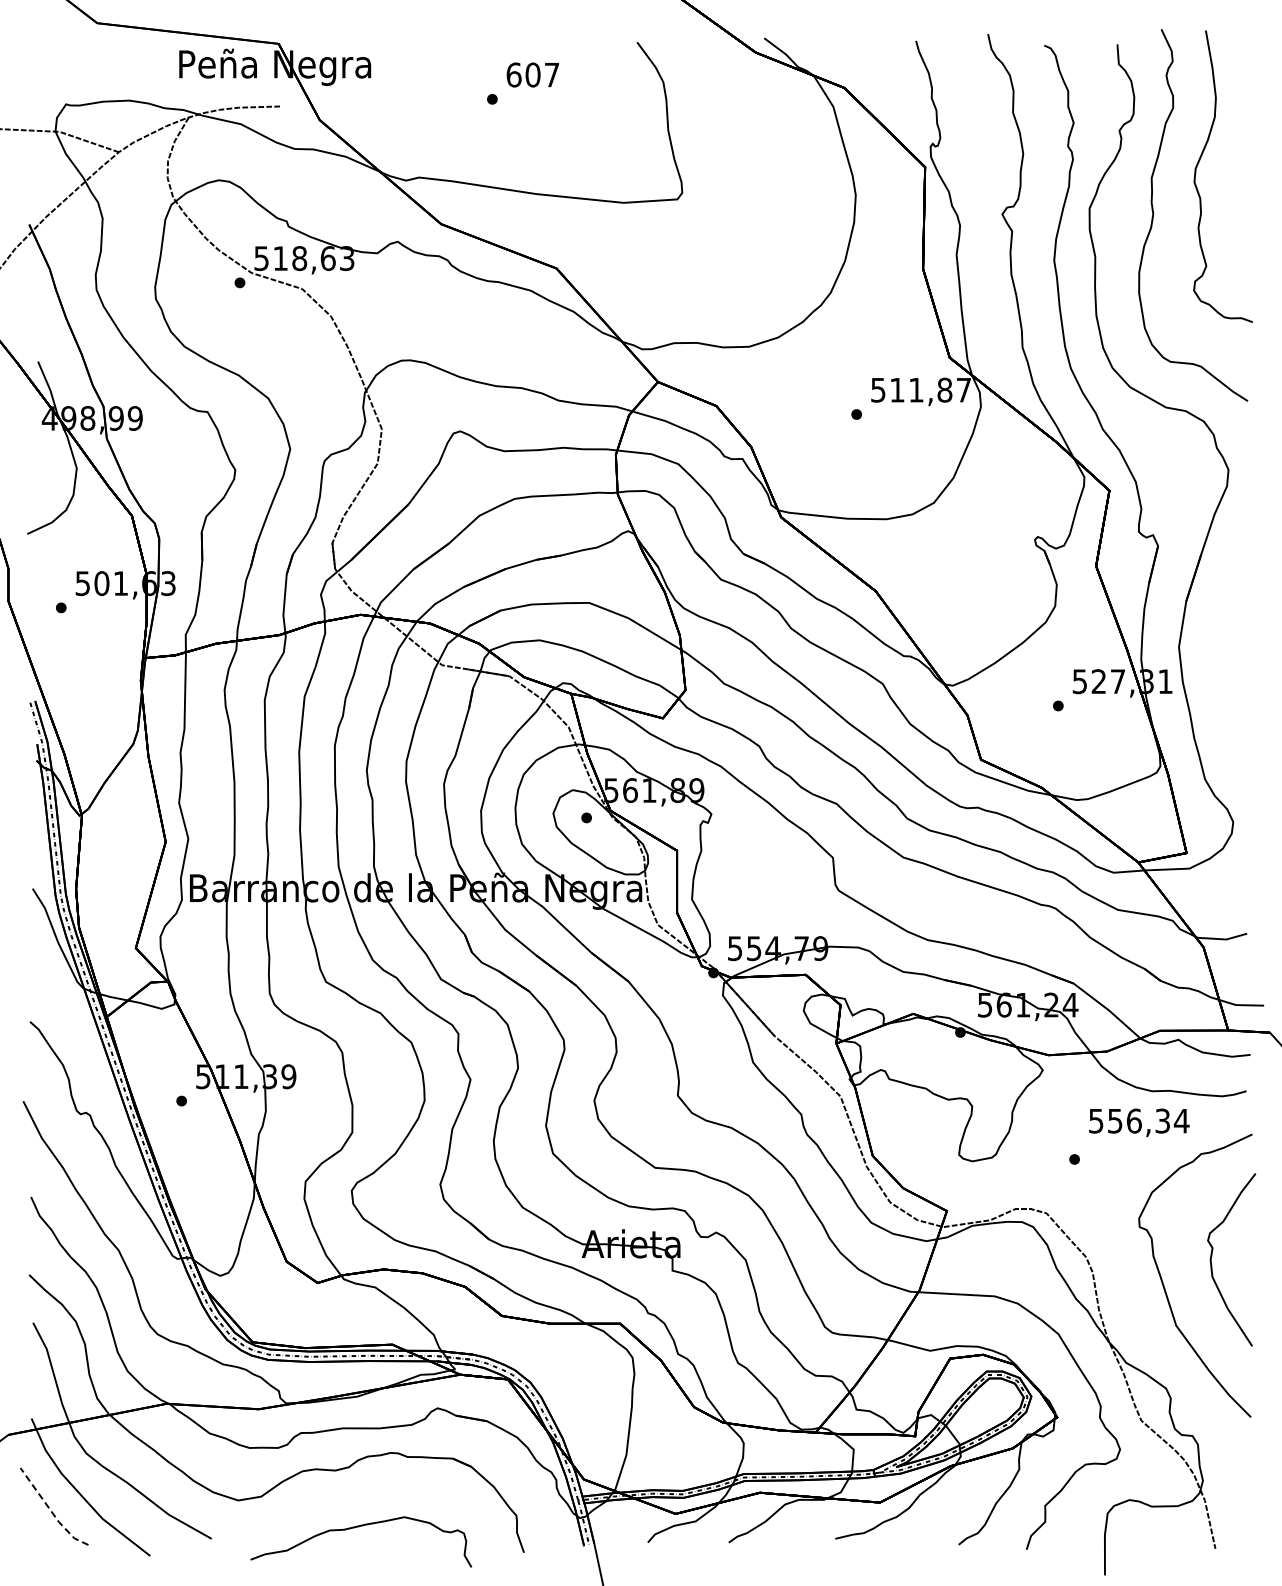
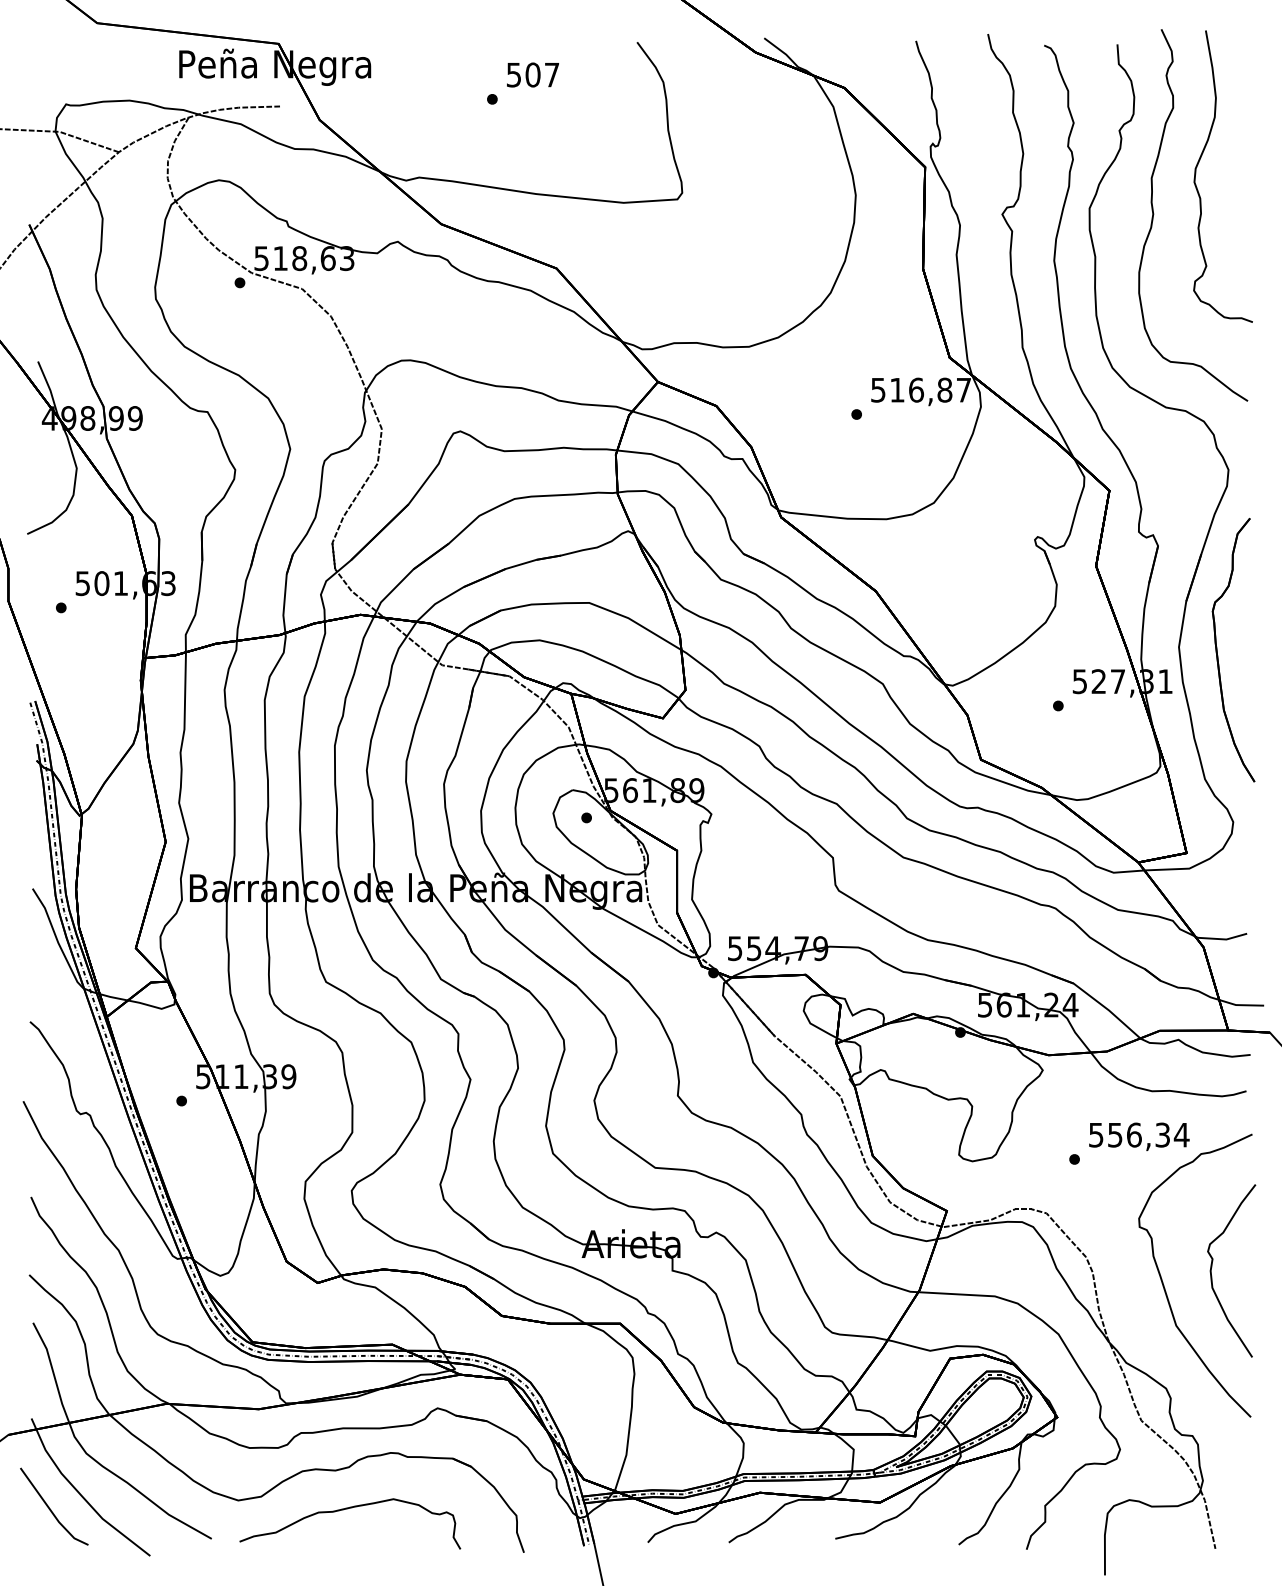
text: 607 -> 507 (513, 74)
text: 511,87 -> 516,87 (916, 389)
part: none -> present (1218, 655)
text position: (1139, 1122) -> (1139, 1136) (1139, 1136)
curve position: (1212, 1256) -> (1212, 1267) (1212, 1267)
line: dashed -> solid (51, 1511)
curve position: (358, 1527) -> (347, 1509) (347, 1509)
